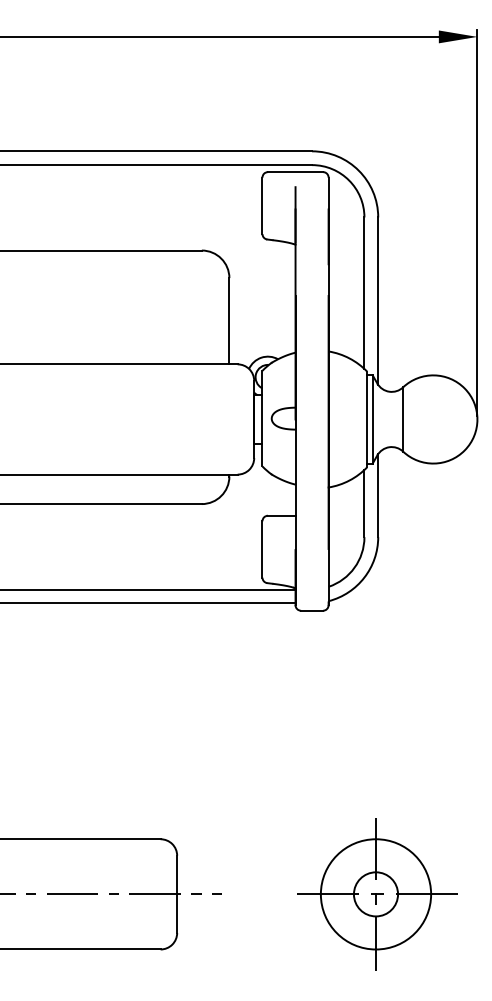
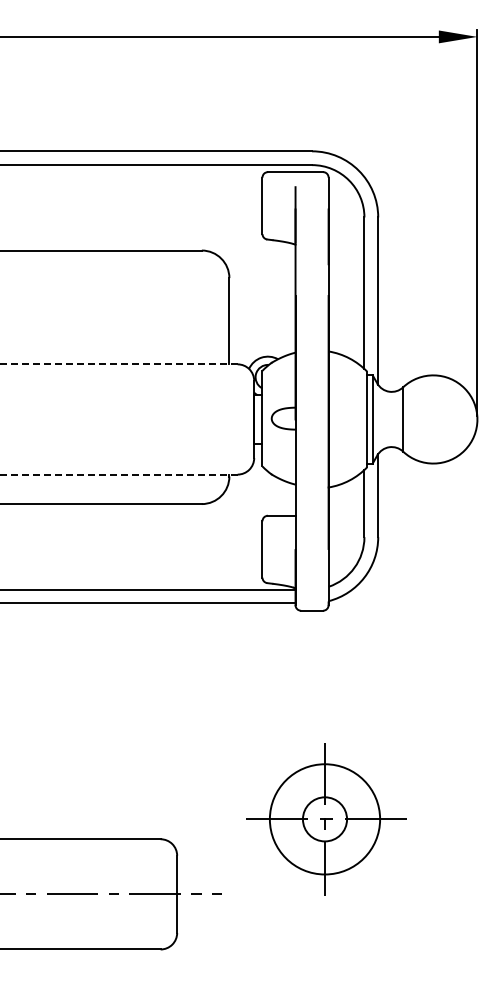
line: solid -> dashed (118, 364)
line: solid -> dashed (118, 474)
part position: (377, 894) -> (326, 819) (326, 819)
